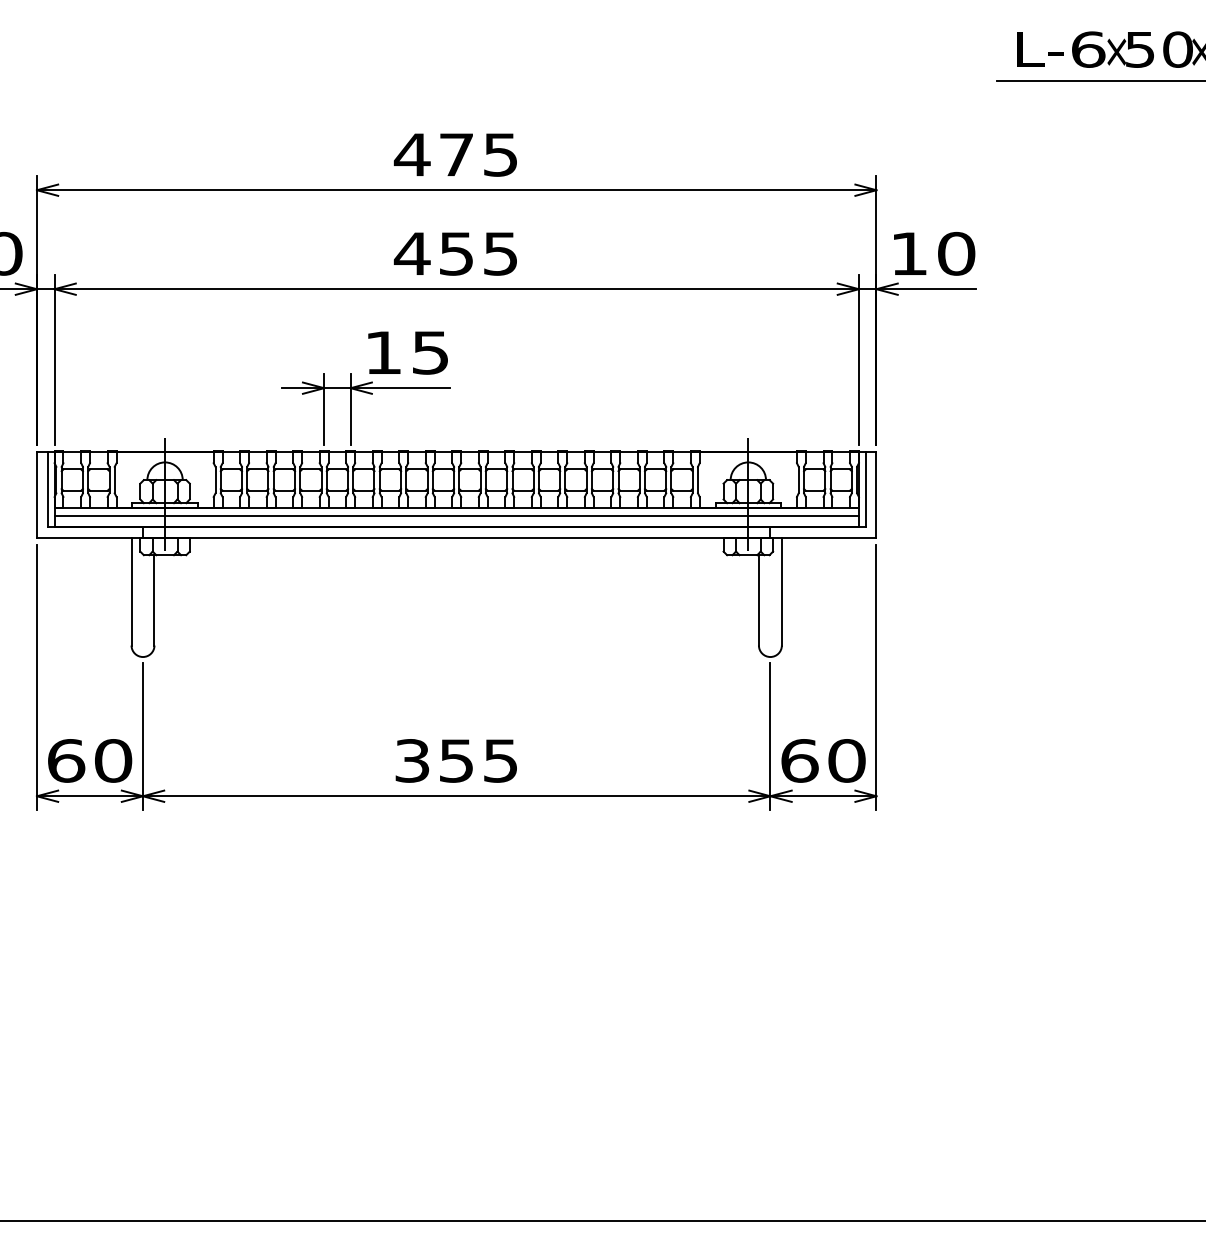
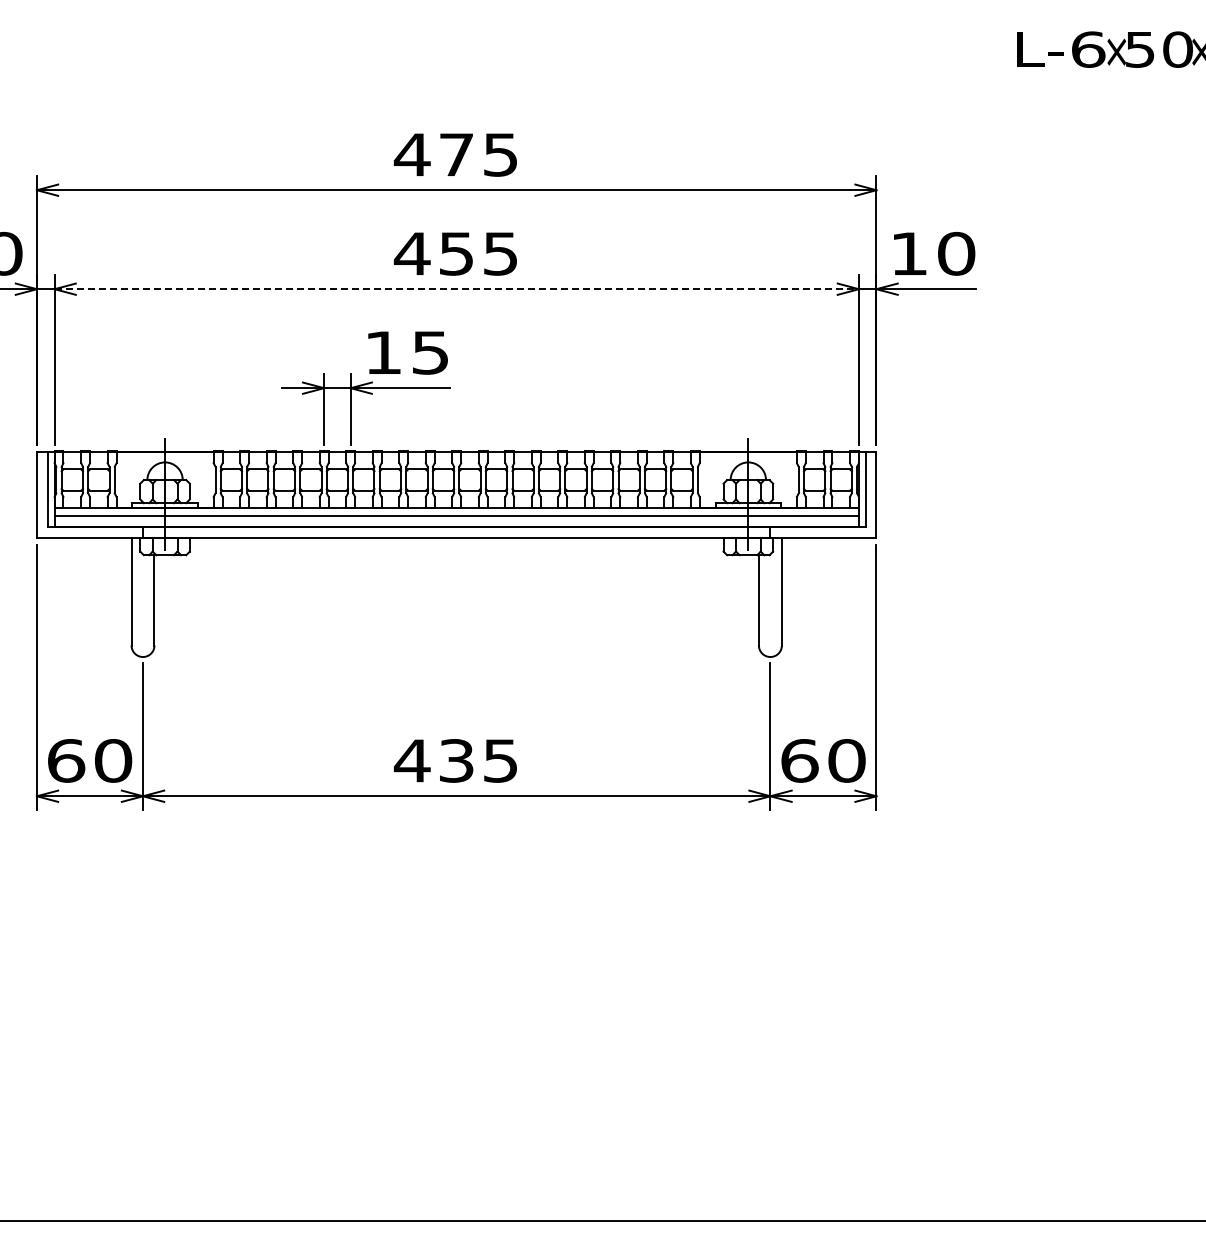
line: present -> none (1099, 81)
line: solid -> dashed (457, 289)
text: 355 -> 435 (433, 760)
